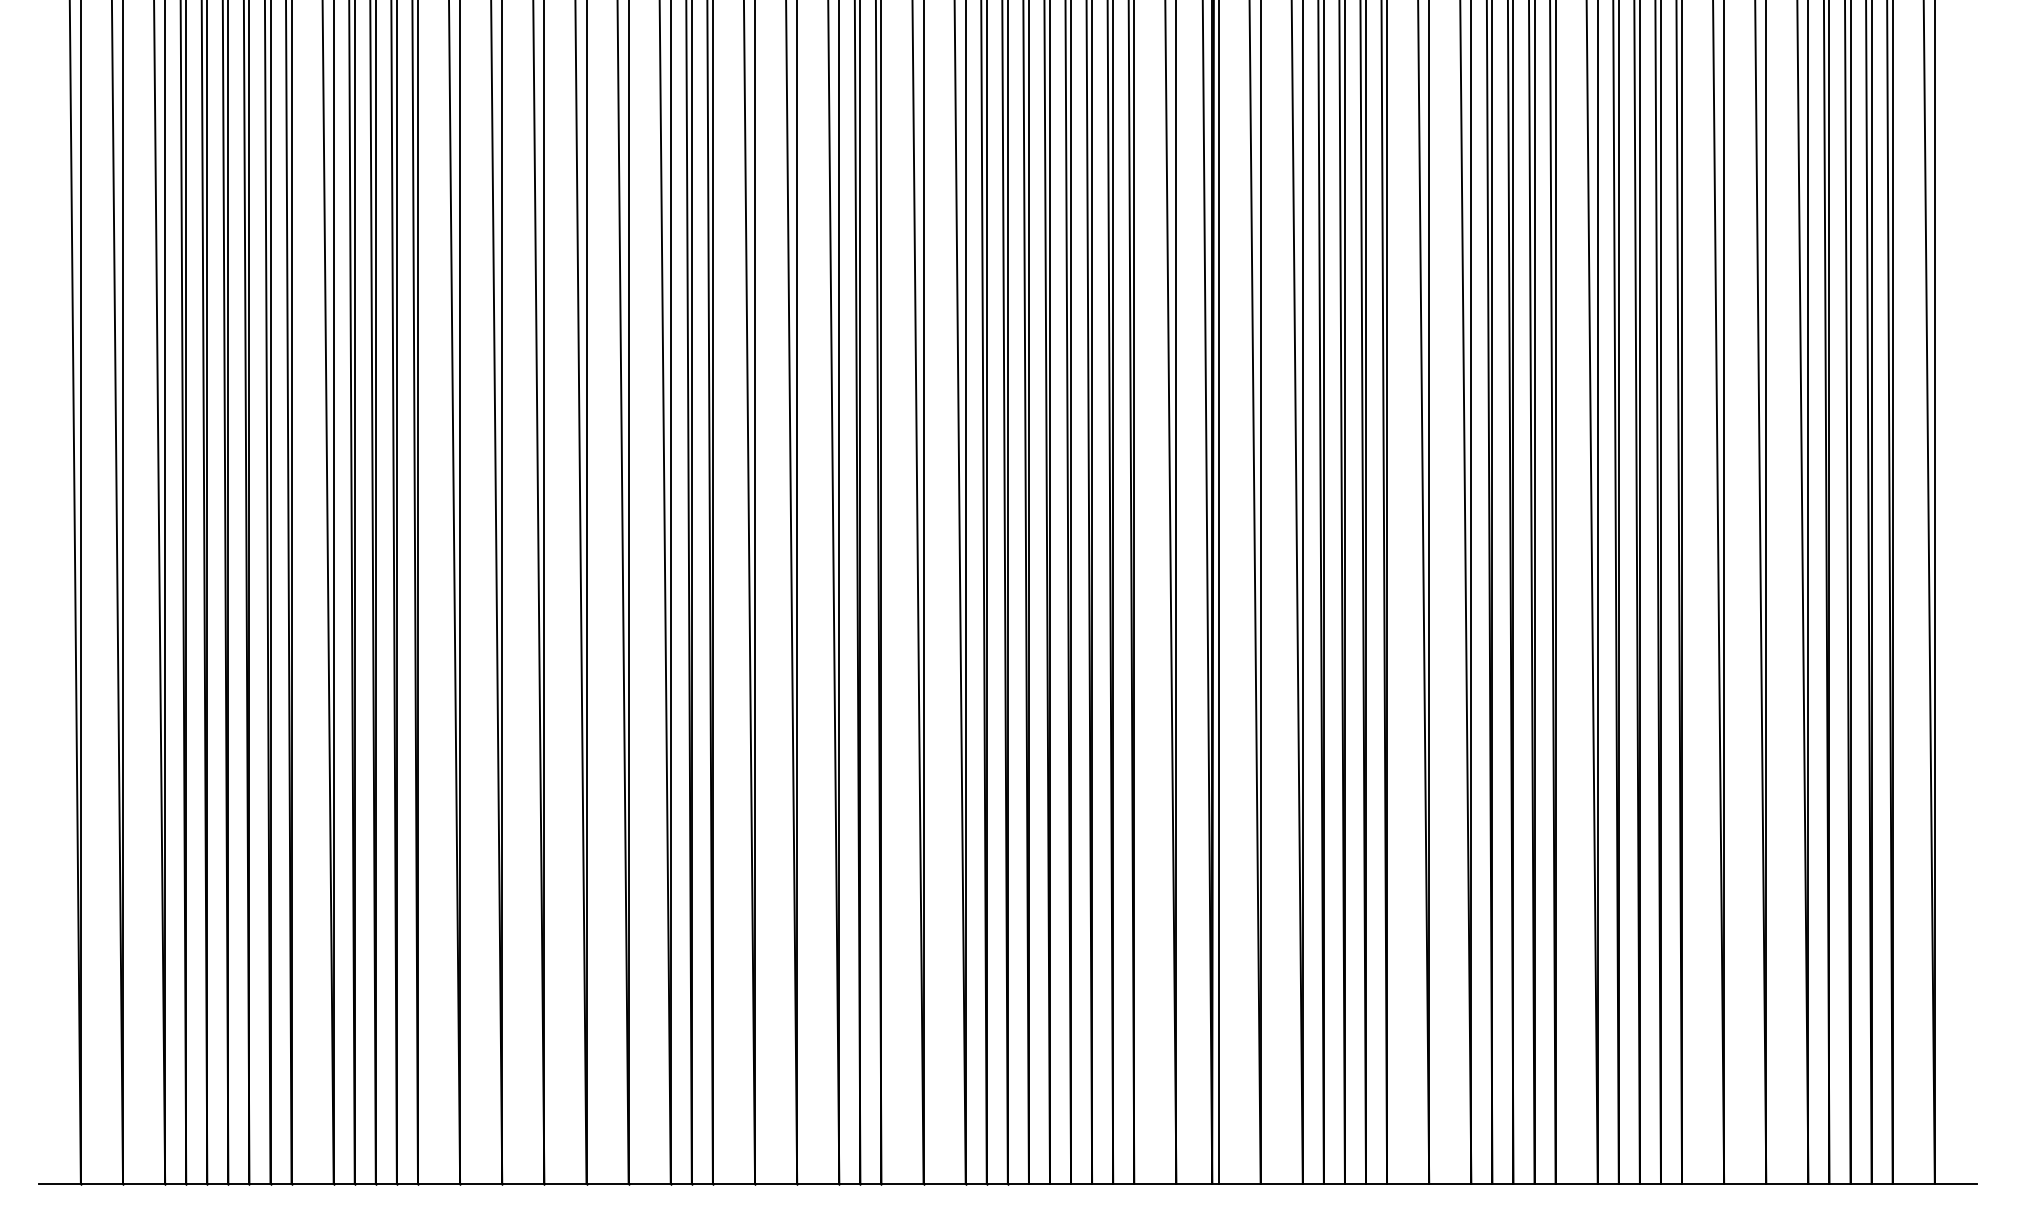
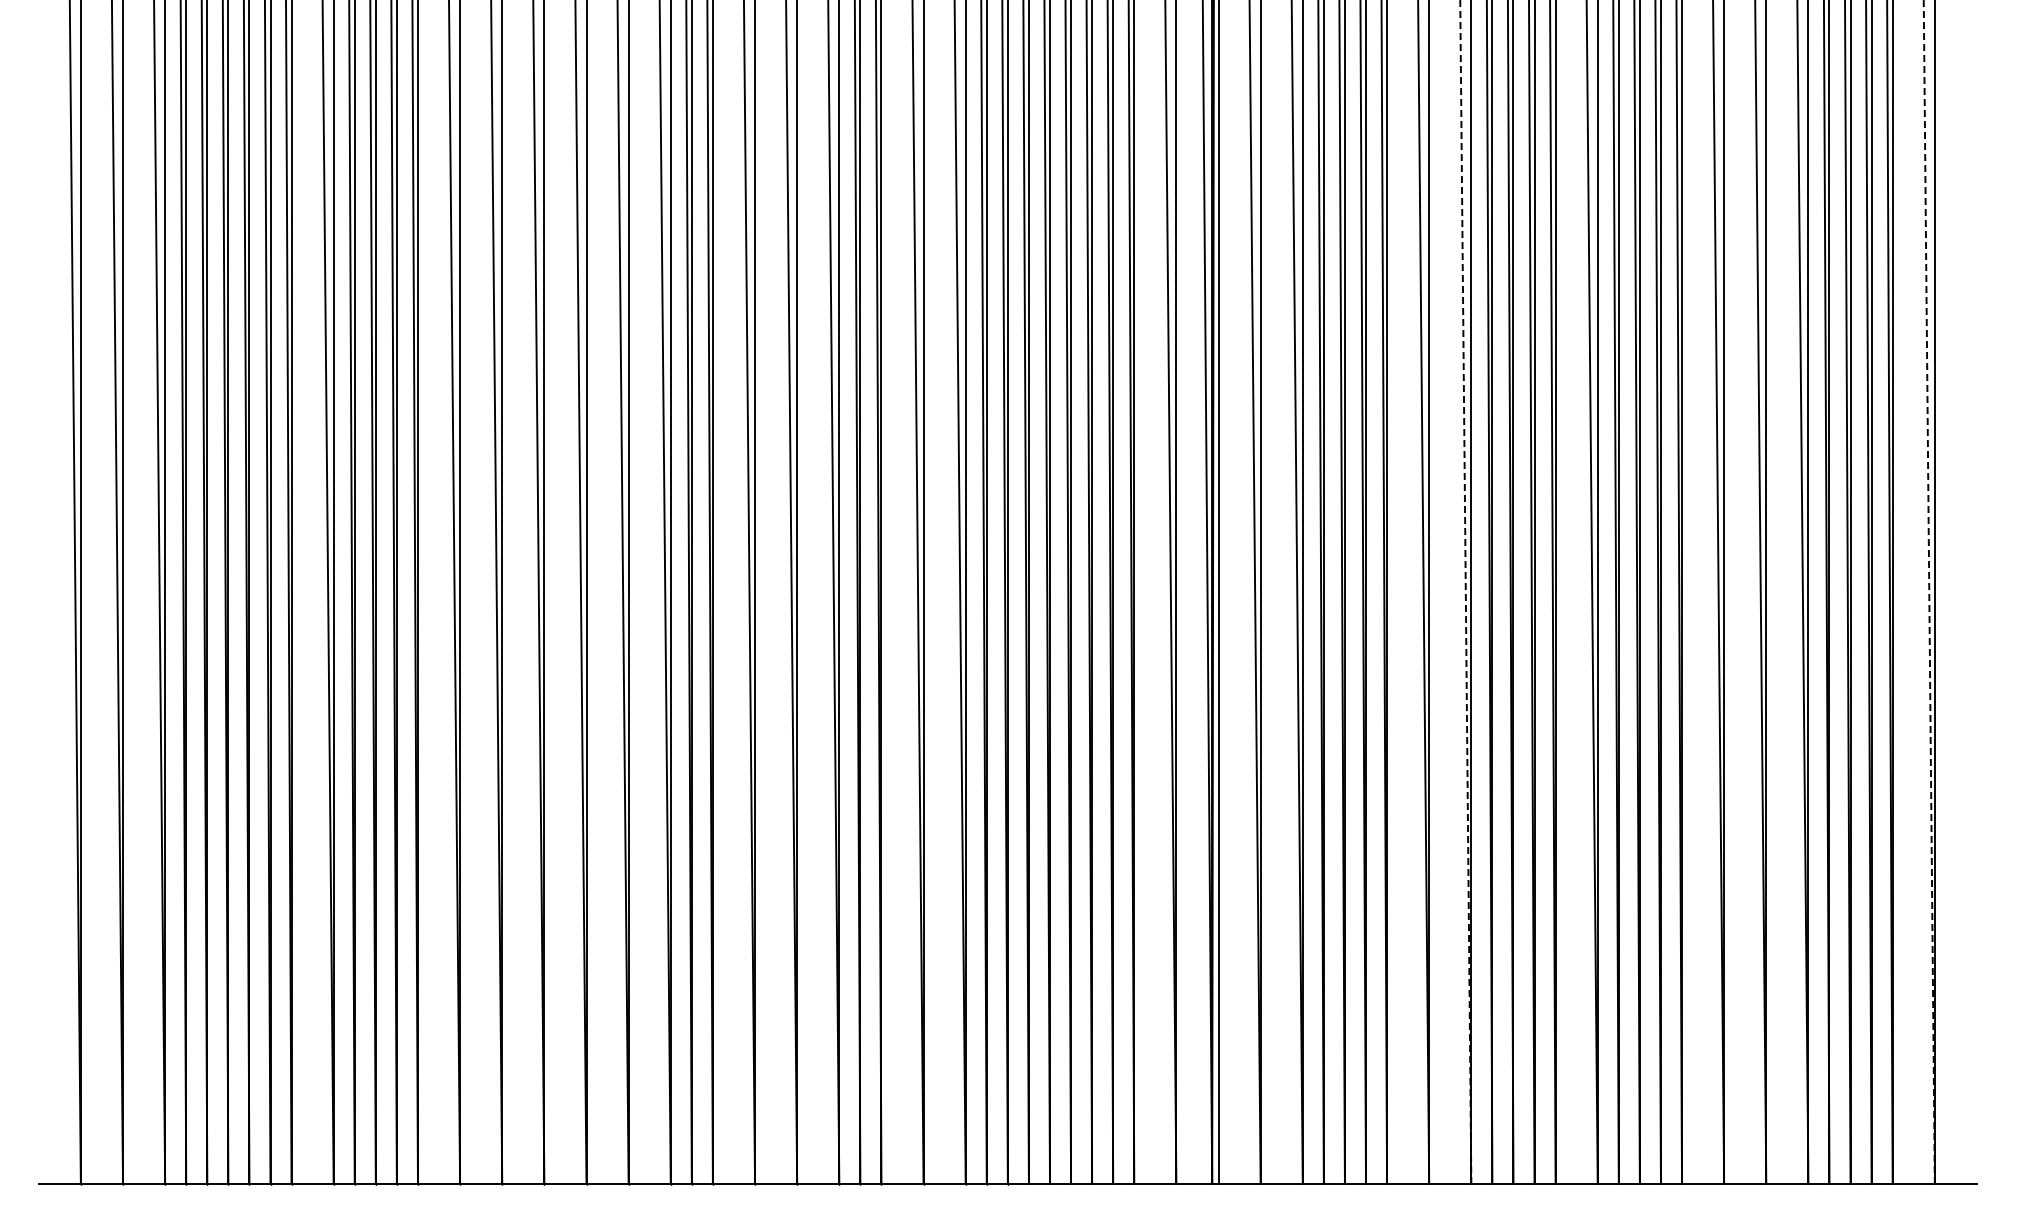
line: solid -> dashed (1465, 592)
line: solid -> dashed (1929, 592)
